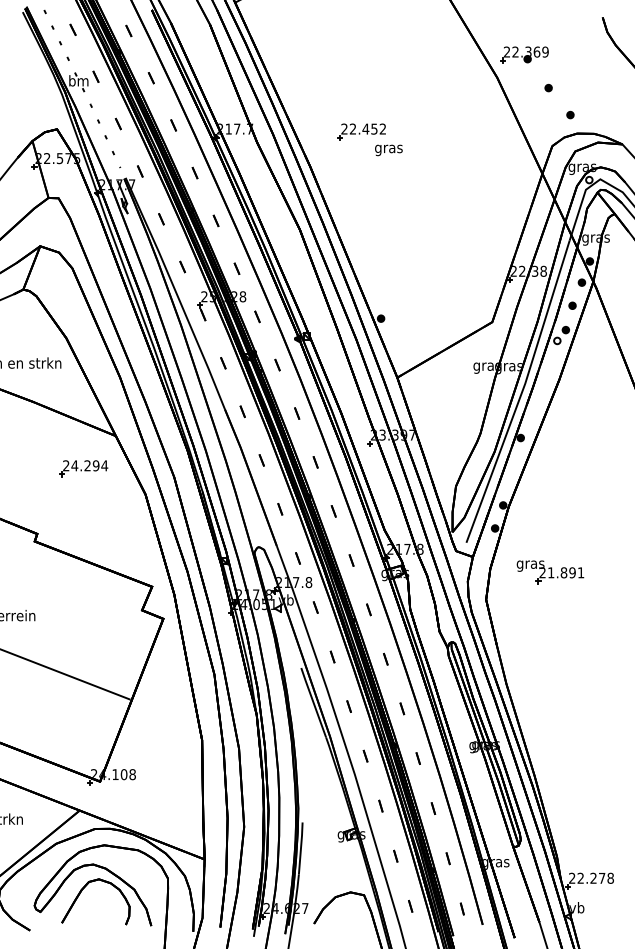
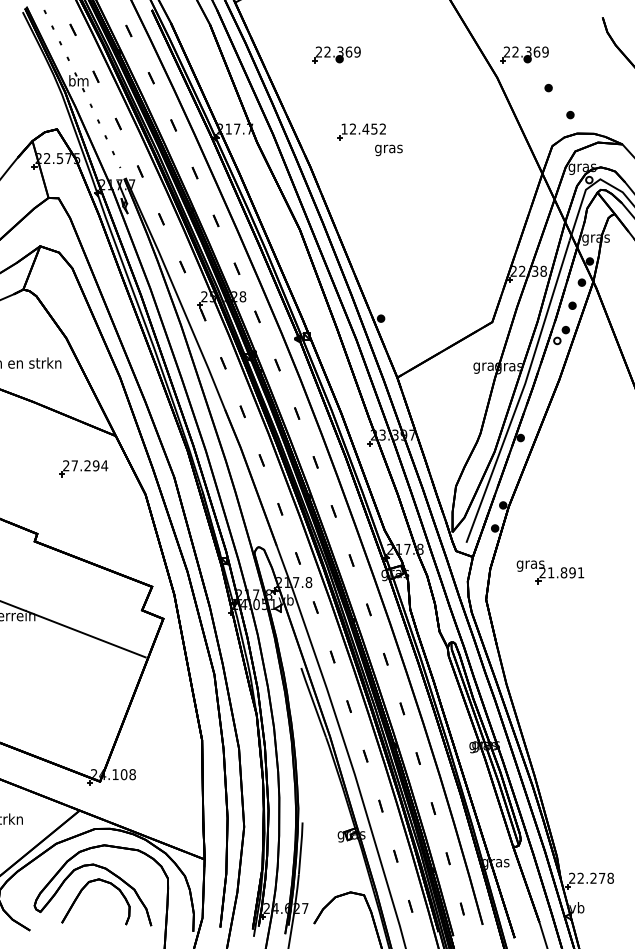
part: none -> present (336, 54)
text: 22.452 -> 12.452 (344, 128)
text: 24.294 -> 27.294 (74, 465)
line position: (65, 674) -> (73, 629) (73, 629)
